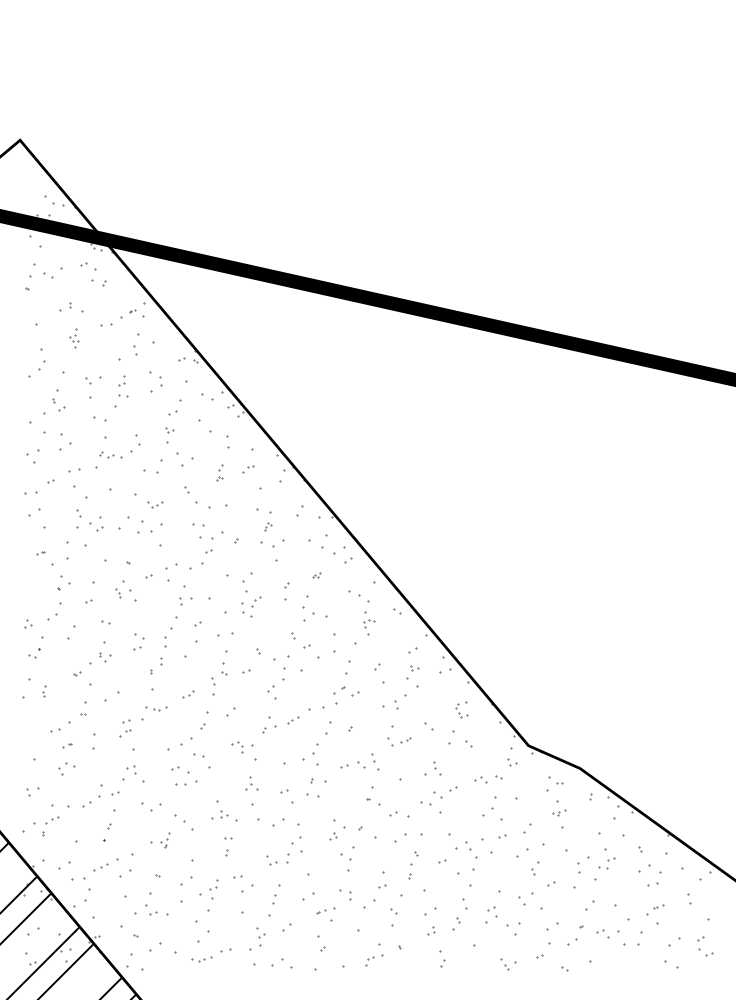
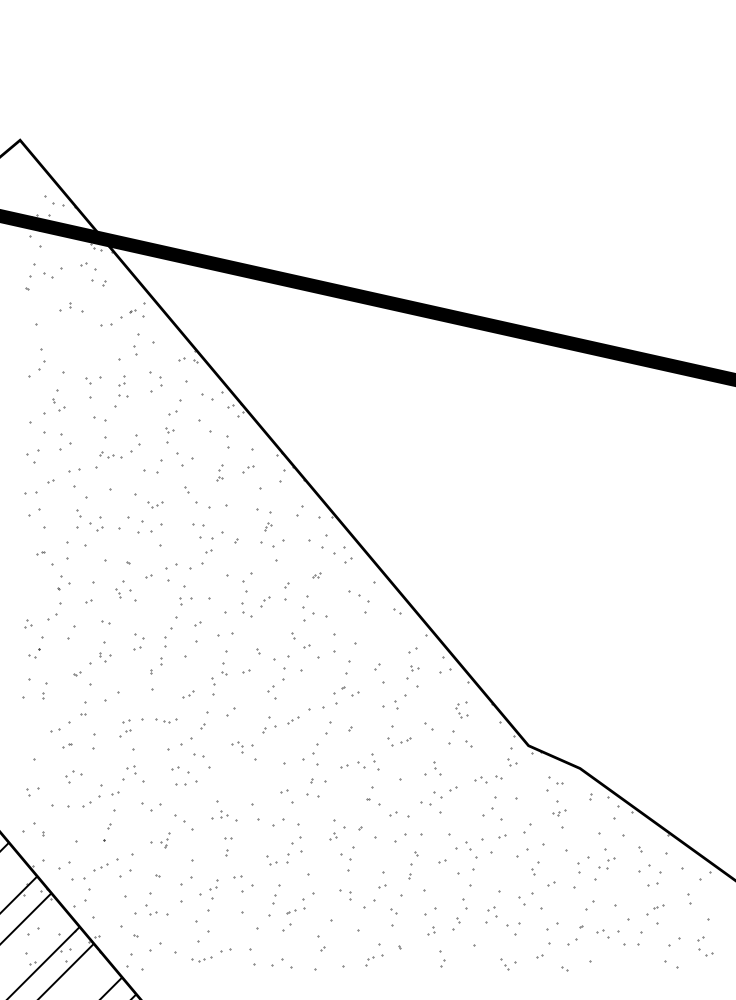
part: present -> none (74, 338)
part position: (256, 601) -> (265, 601) (265, 601)
part: present -> none (369, 627)
part size: 5x13 px -> 6x18 px (44, 690)
part position: (156, 708) -> (166, 720) (166, 720)
part position: (66, 768) -> (73, 776) (73, 776)
part: present -> none (251, 783)
part: present -> none (52, 820)
part position: (325, 910) -> (295, 910) (295, 910)
part: present -> none (261, 939)
